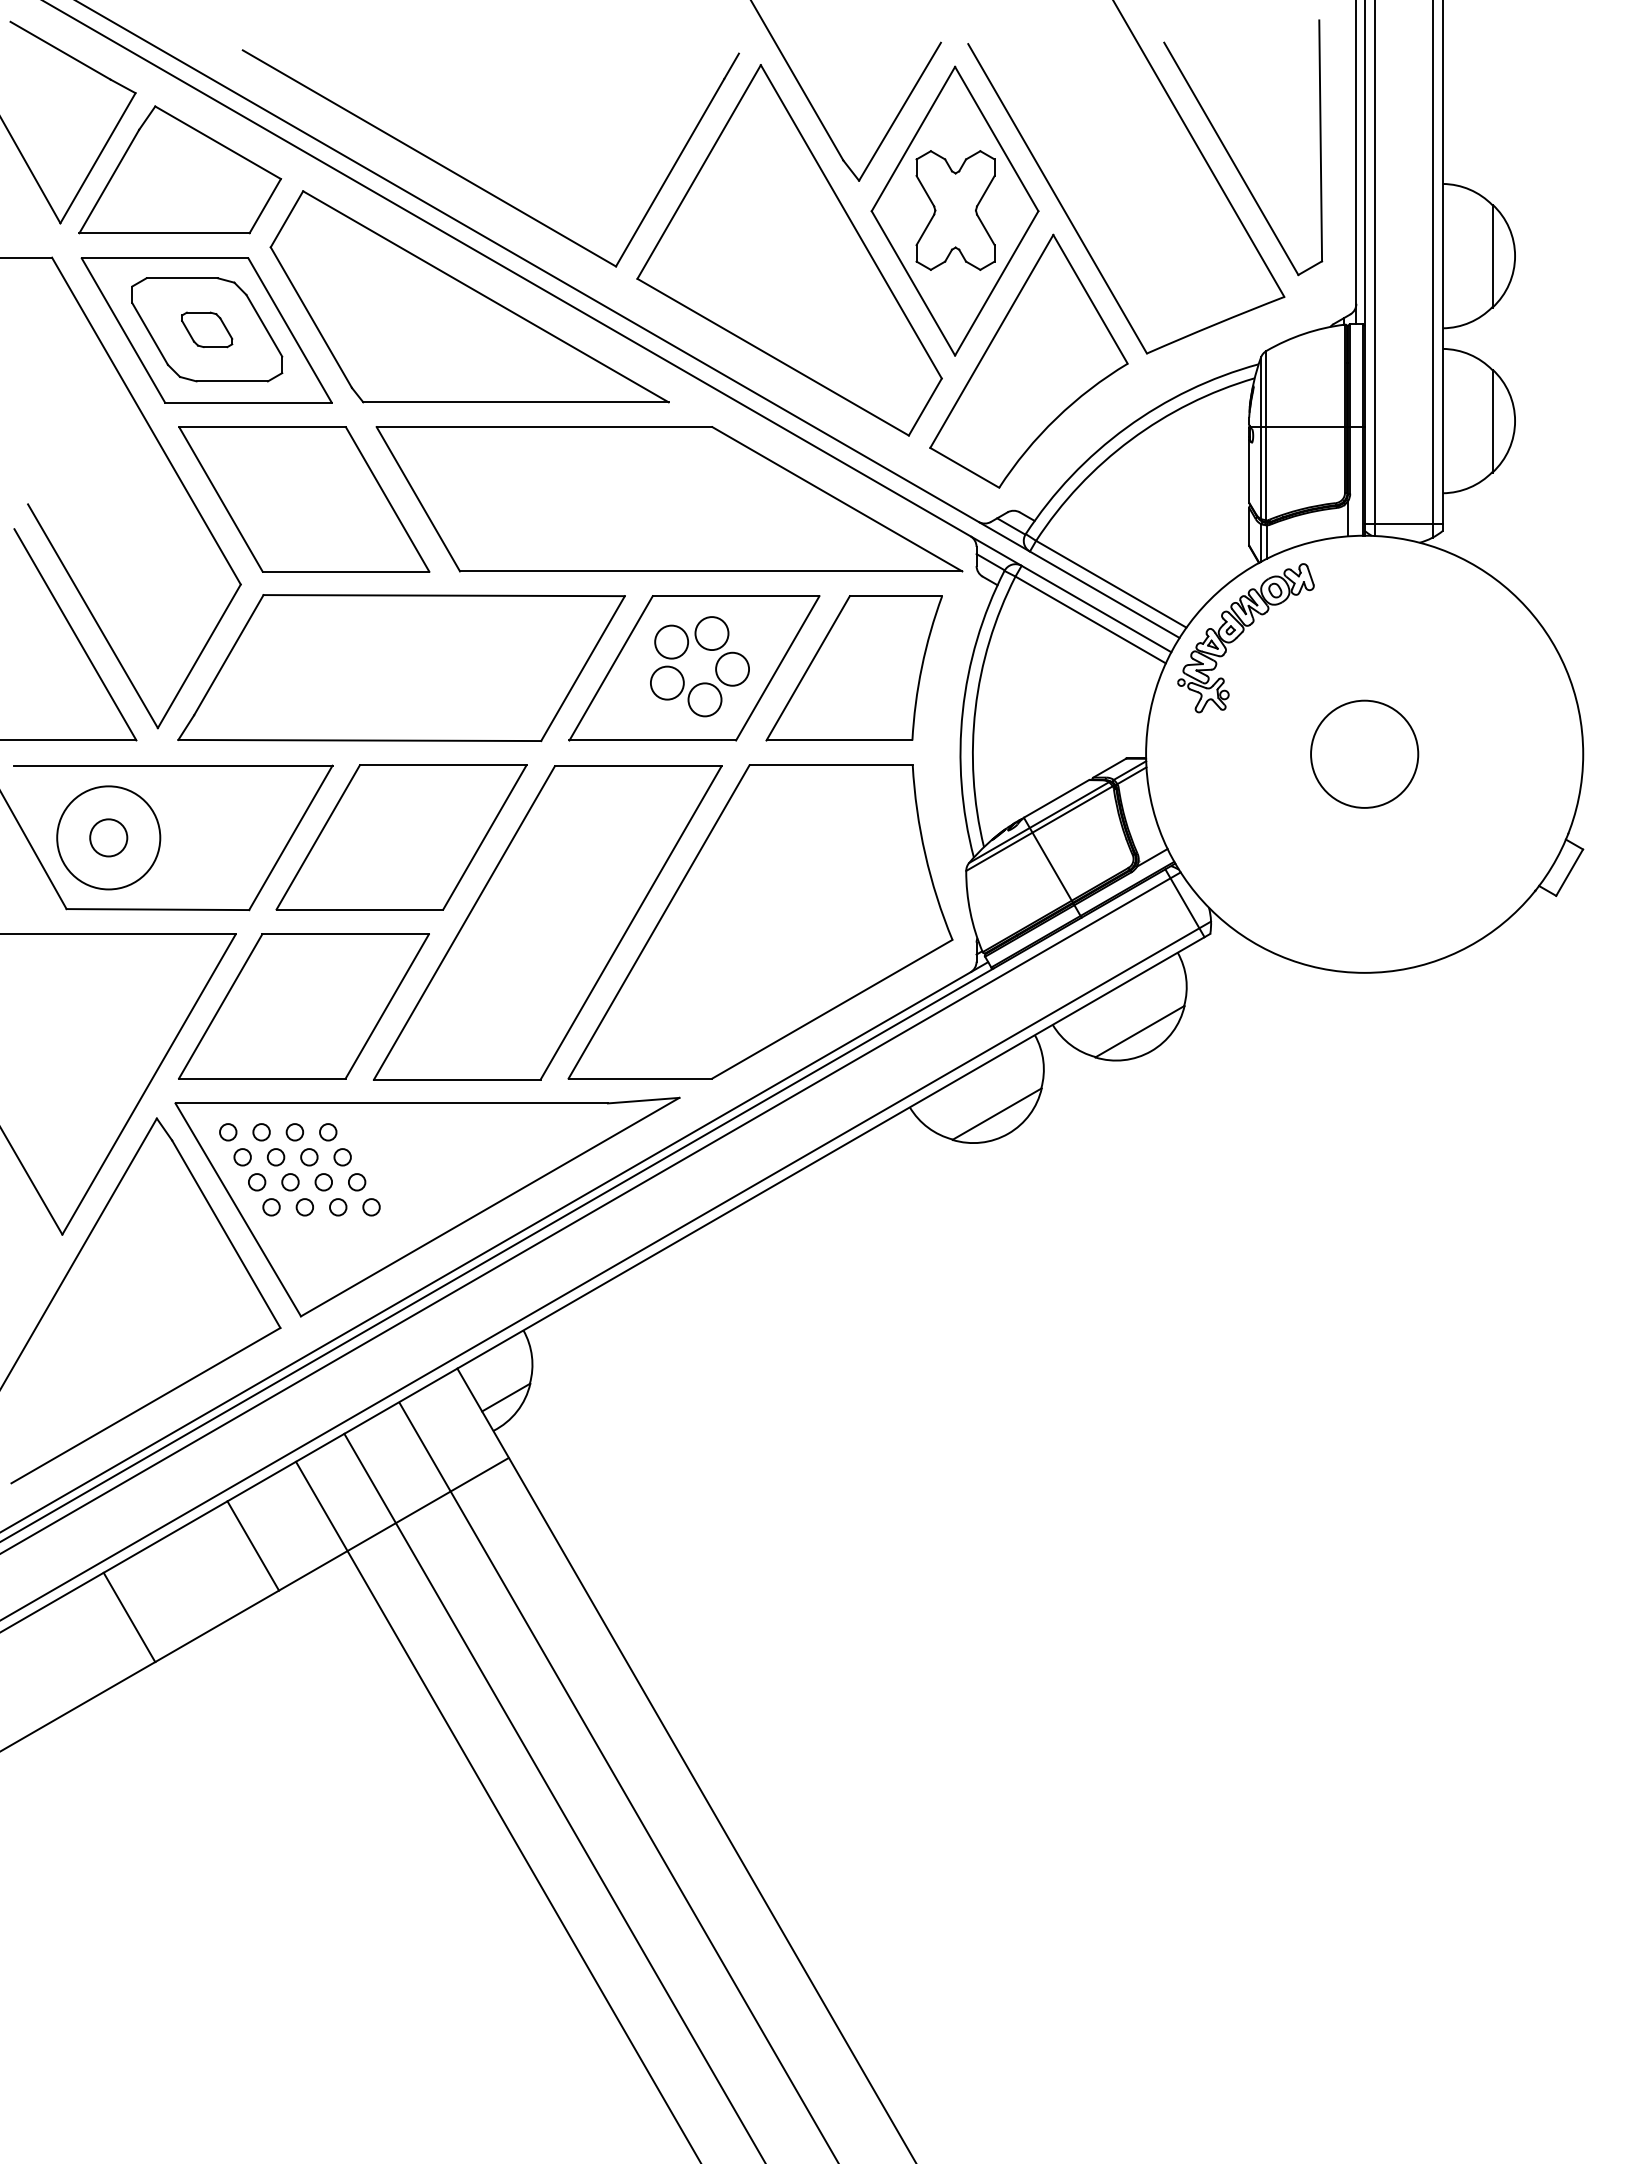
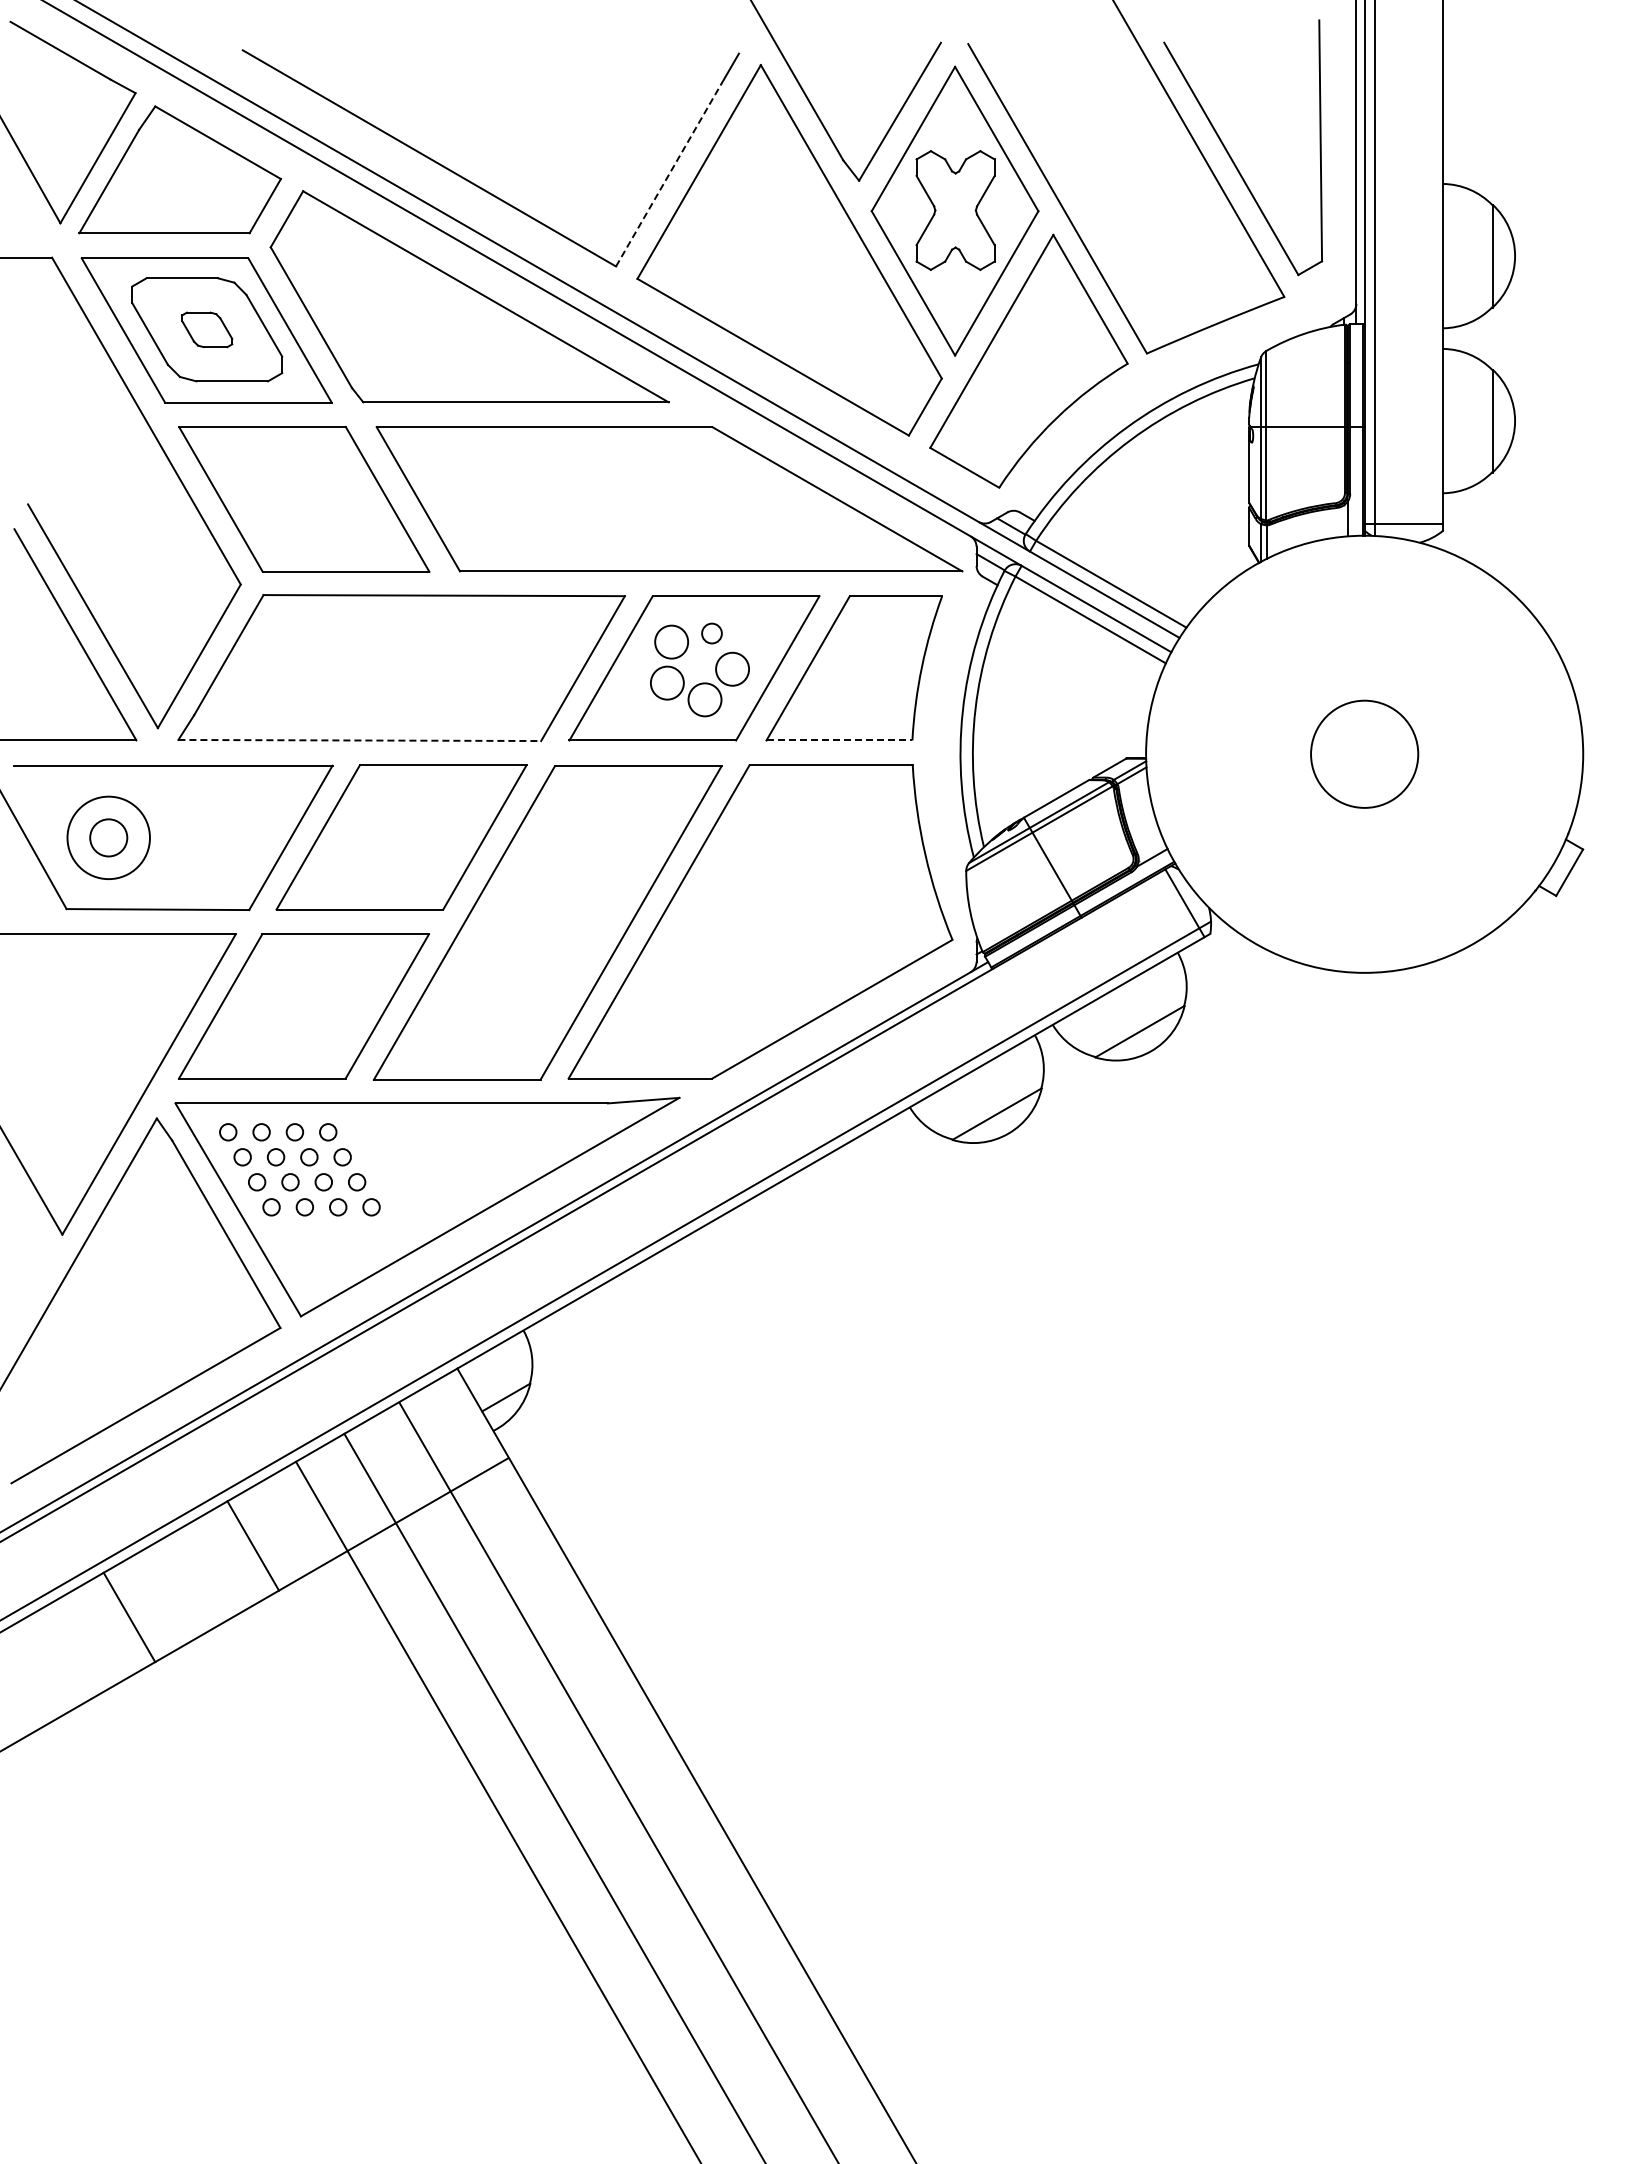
line: solid -> dashed (670, 172)
line: present -> none (1432, 269)
circle diameter: 33 px -> 20 px (711, 633)
part: present -> none (1245, 638)
line: solid -> dashed (360, 740)
line: solid -> dashed (839, 740)
circle diameter: 103 px -> 82 px (108, 837)
line: present -> none (591, 1212)
